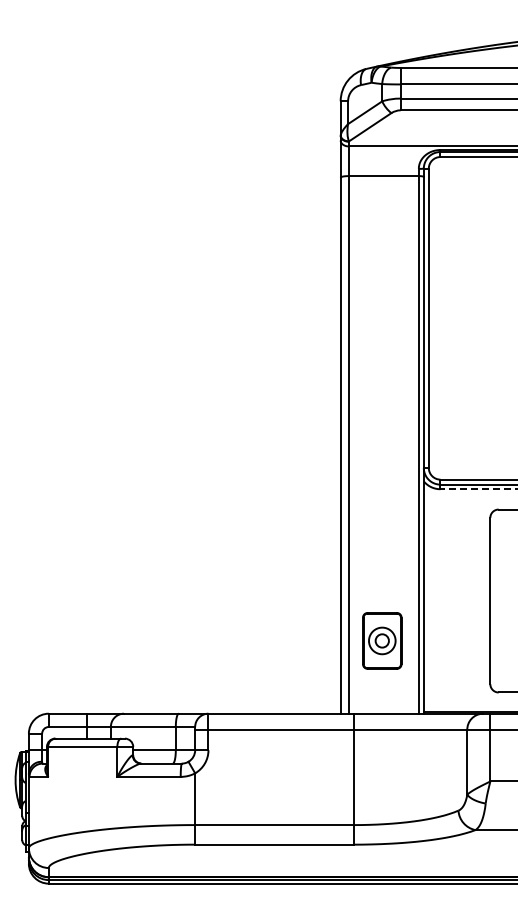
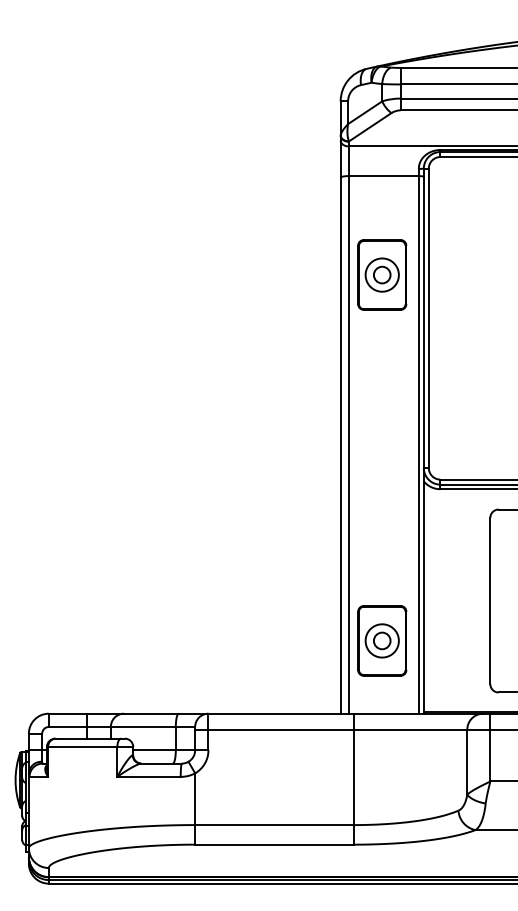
part: none -> present (382, 274)
line: dashed -> solid (478, 489)
part size: 41x58 px -> 51x72 px (382, 640)
